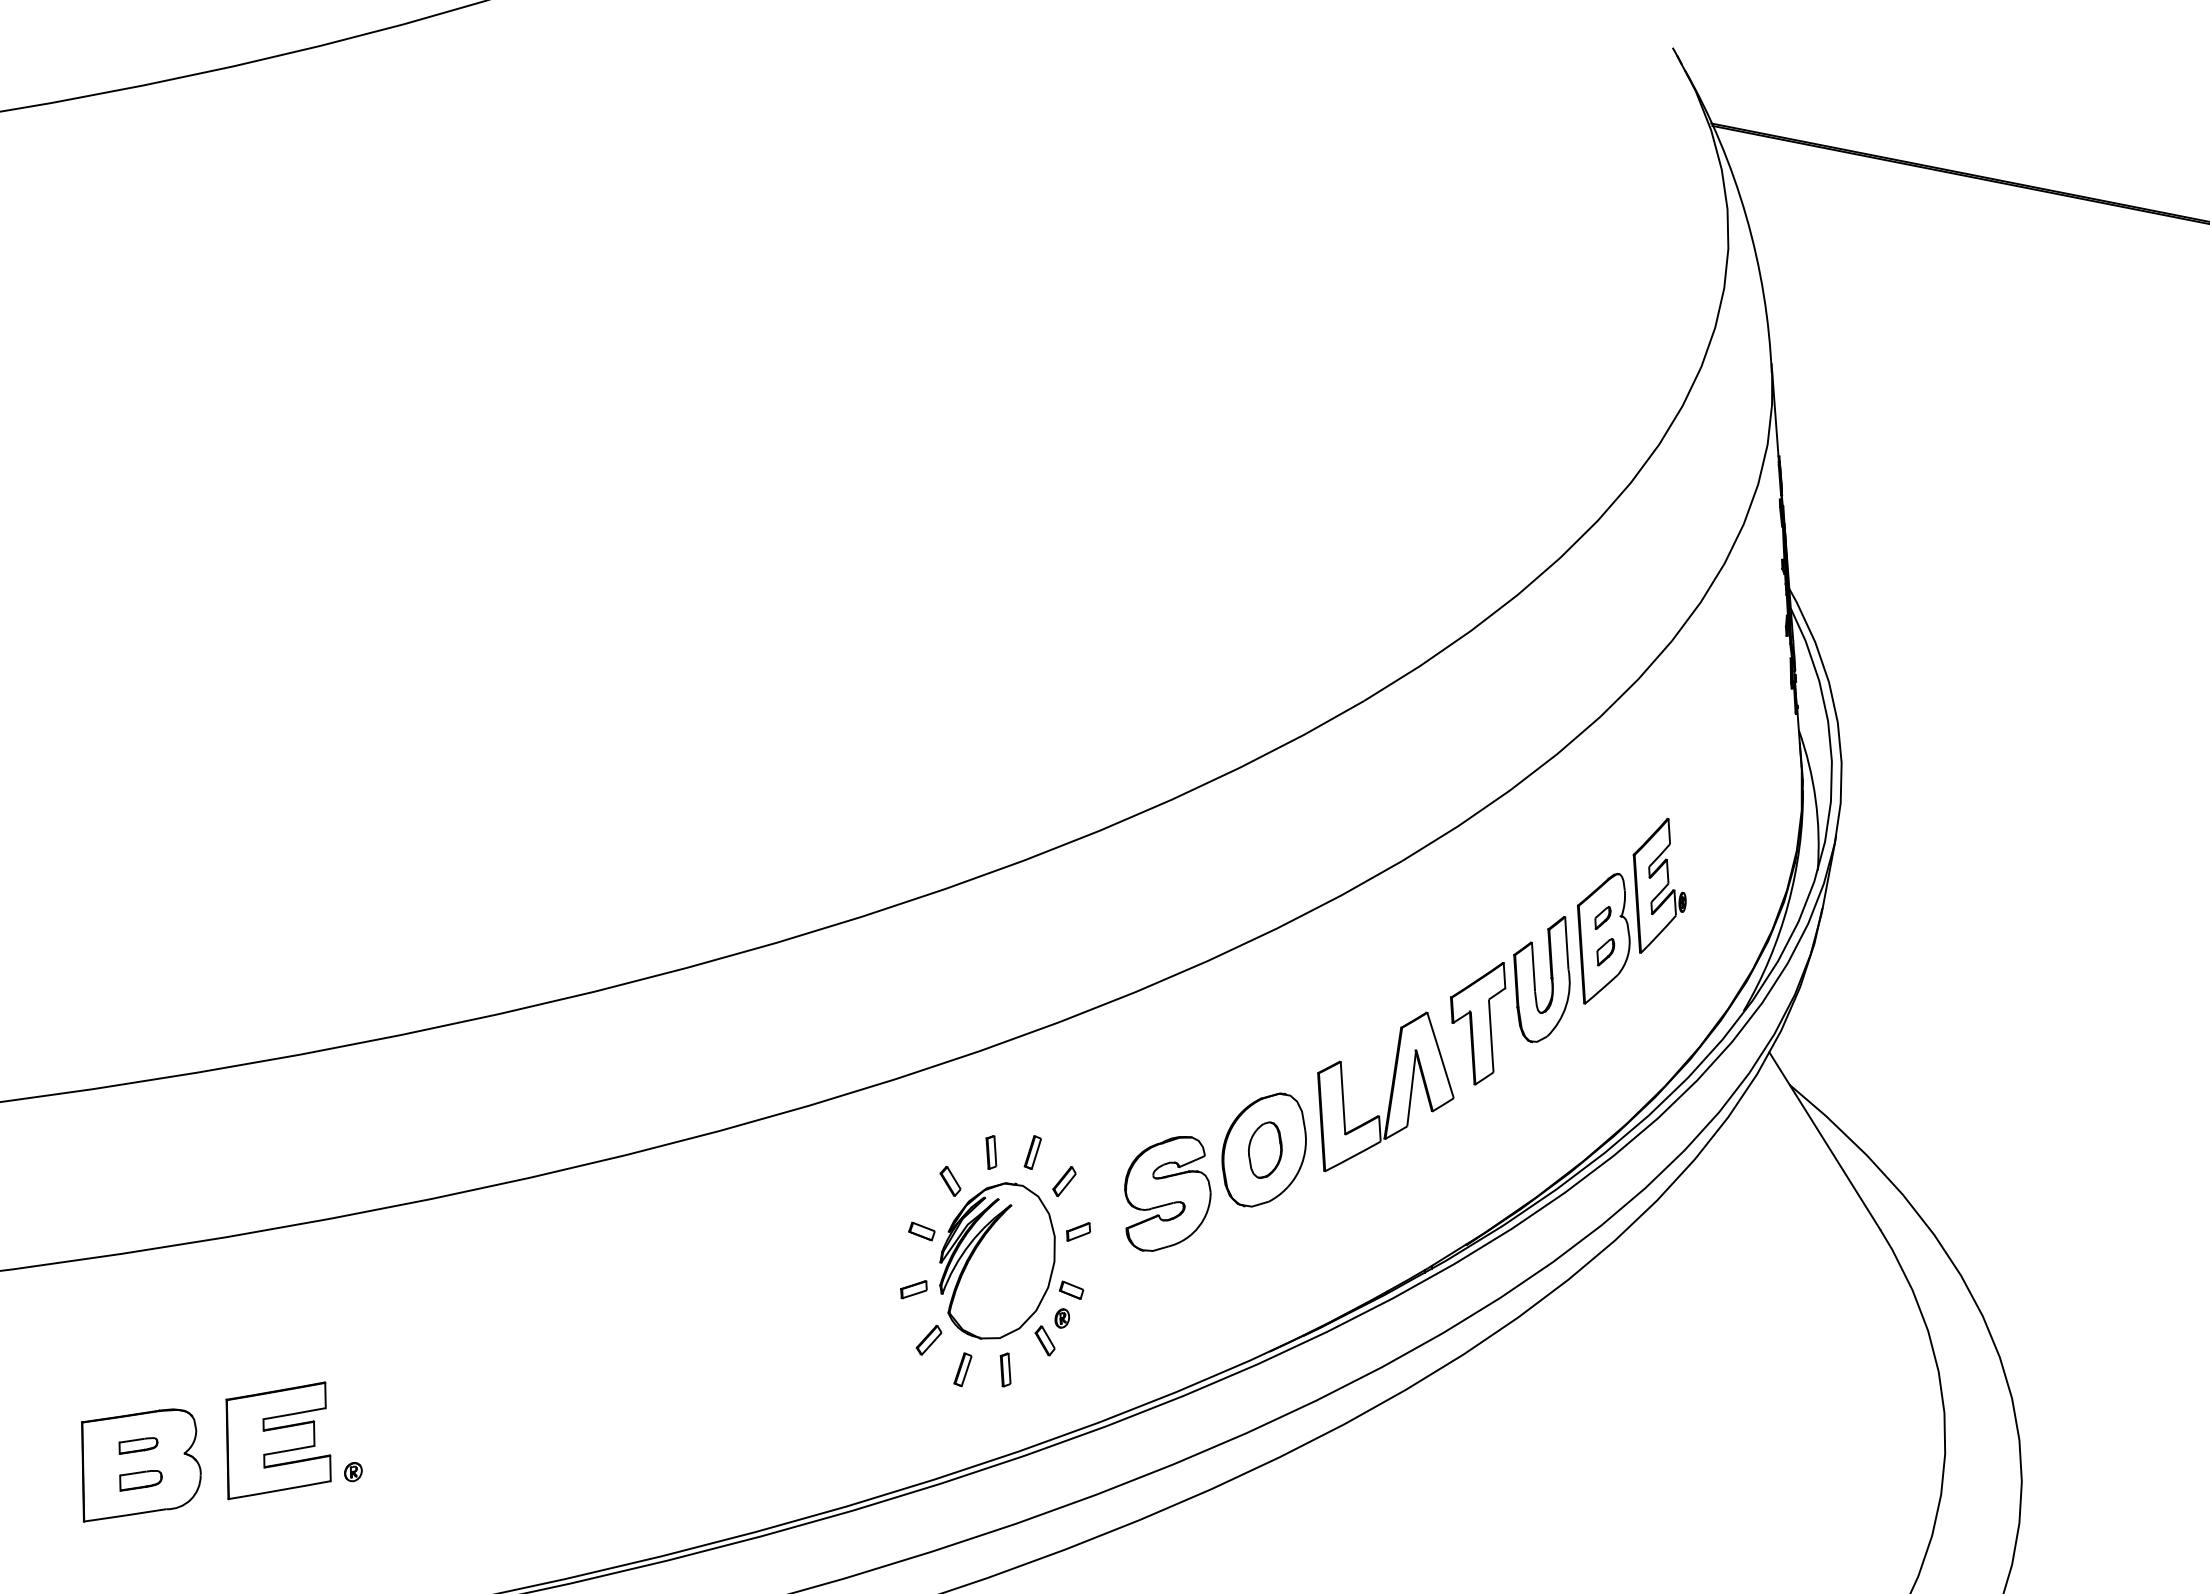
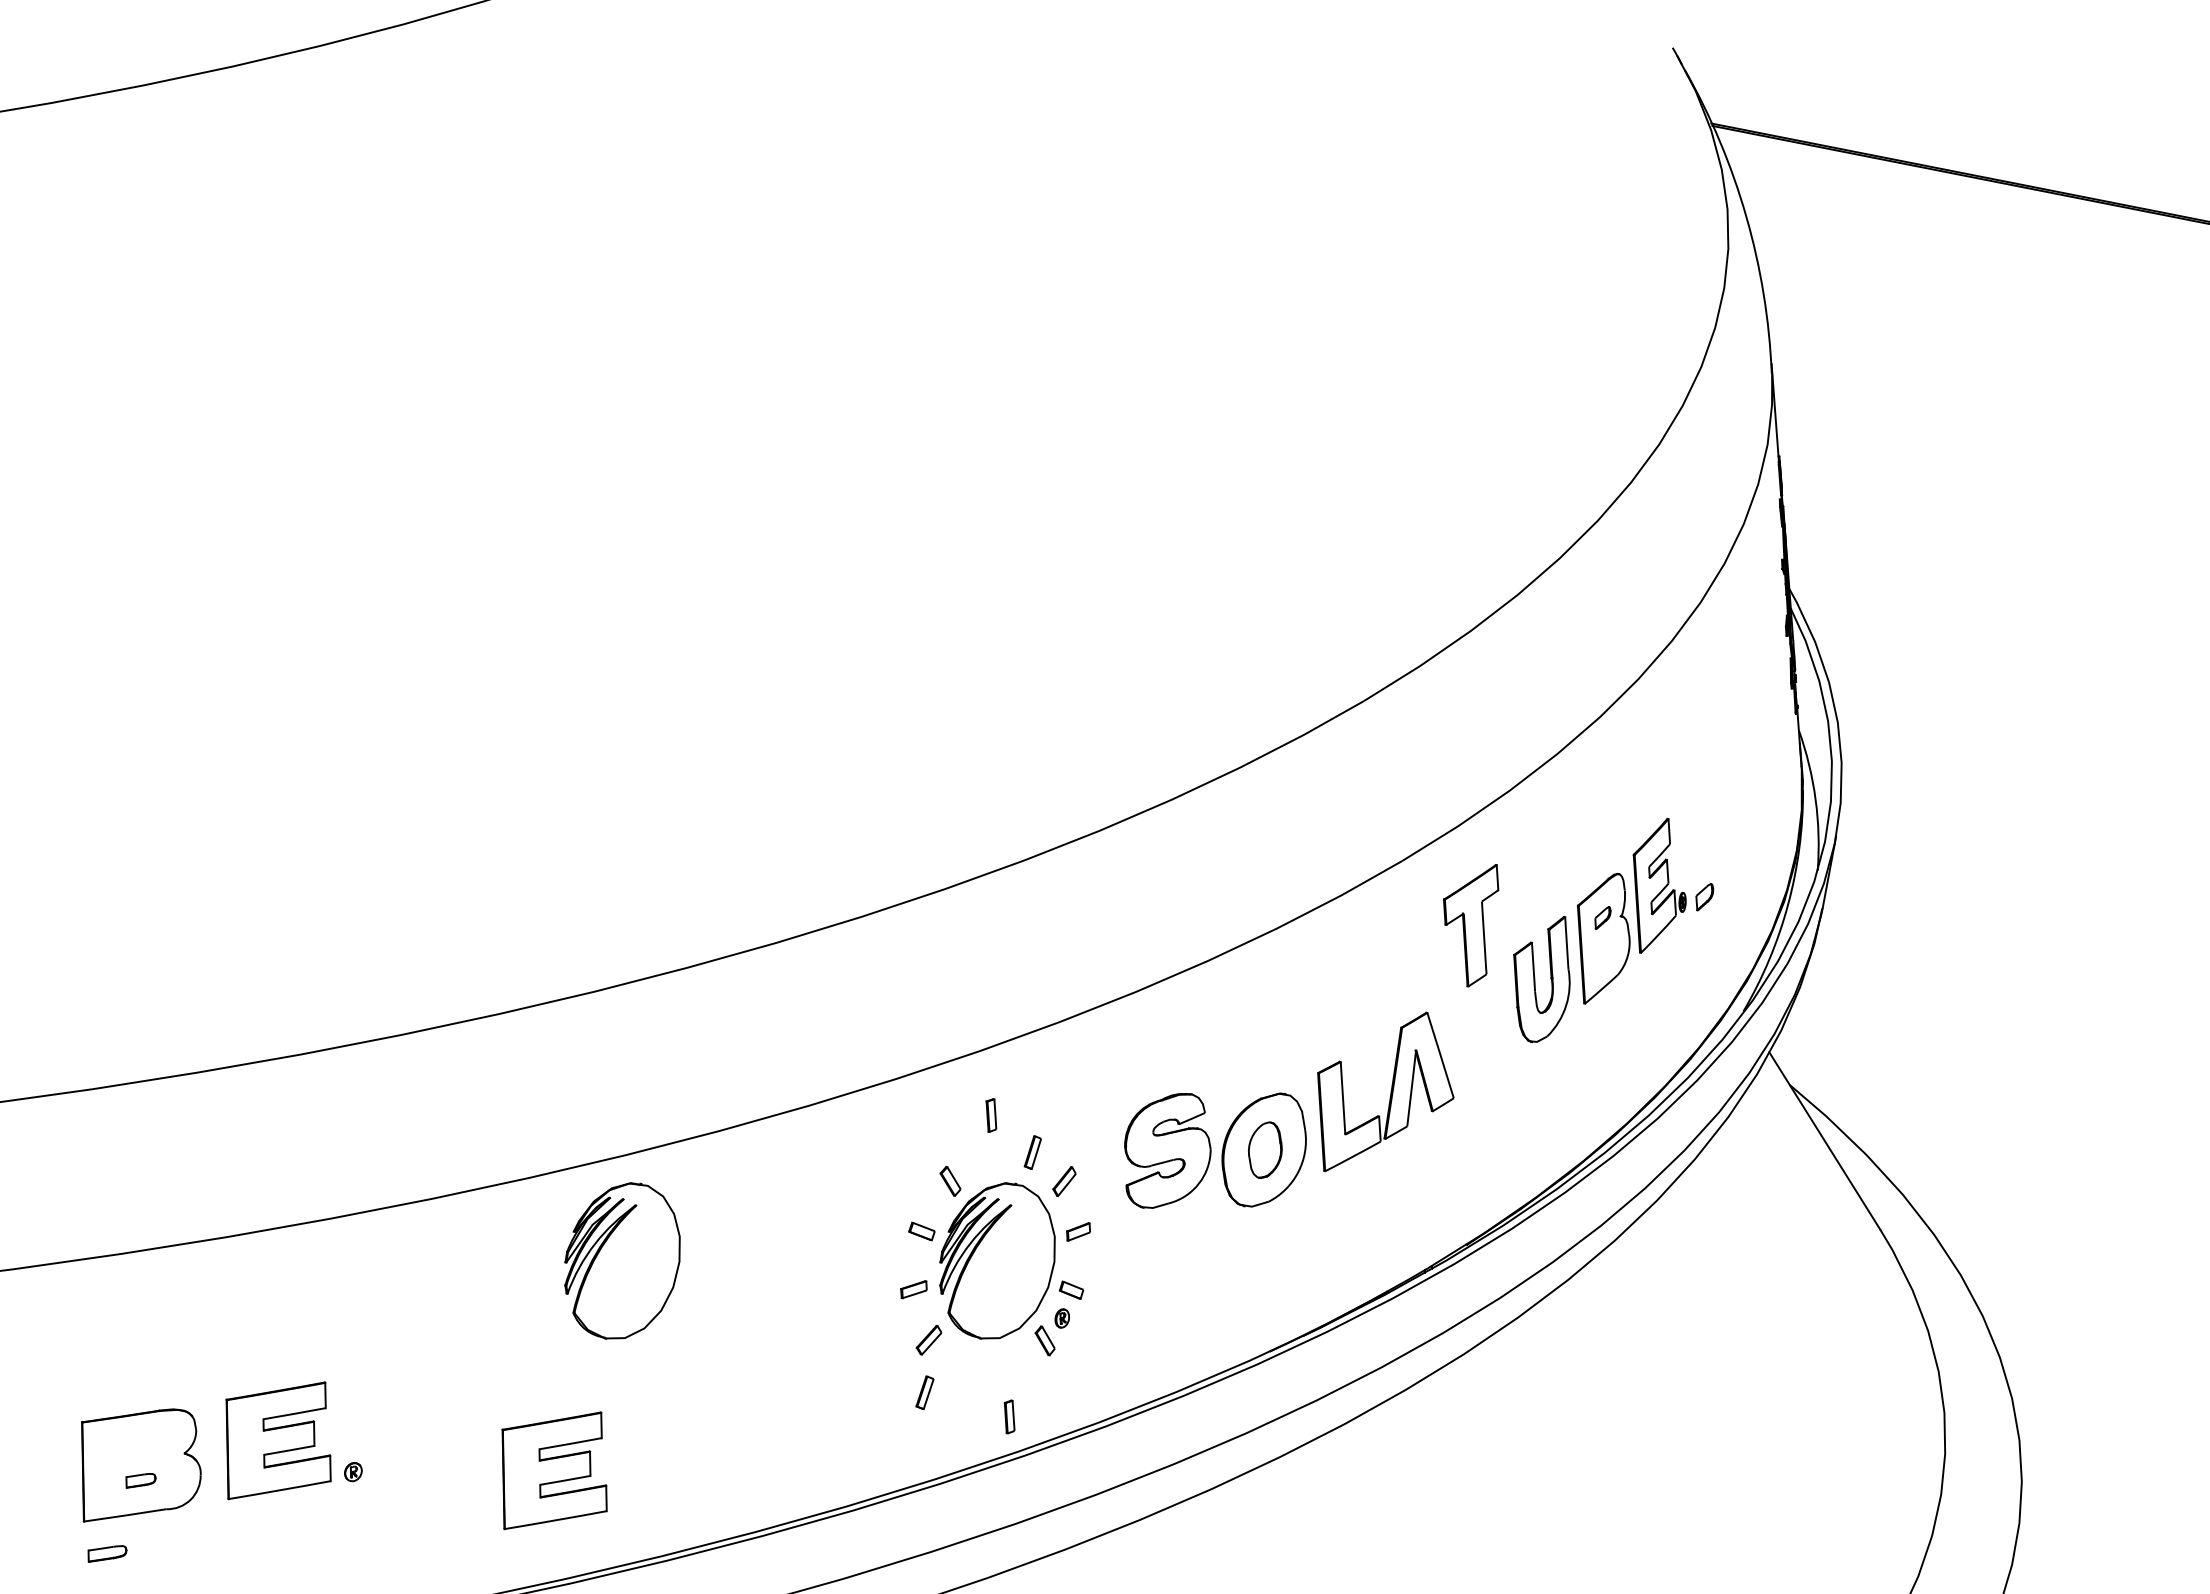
part position: (1605, 952) -> (1704, 897) (1704, 897)
part position: (1478, 1023) -> (1471, 925) (1471, 925)
part position: (991, 1152) -> (991, 1115) (991, 1115)
part position: (1167, 1193) -> (1167, 1150) (1167, 1150)
part: none -> present (622, 1260)
part position: (962, 1369) -> (924, 1392) (924, 1392)
part position: (1005, 1369) -> (1009, 1416) (1009, 1416)
part position: (138, 1445) -> (107, 1553) (107, 1553)
part: none -> present (554, 1470)
part size: 44x22 px -> 32x16 px (140, 1480)
